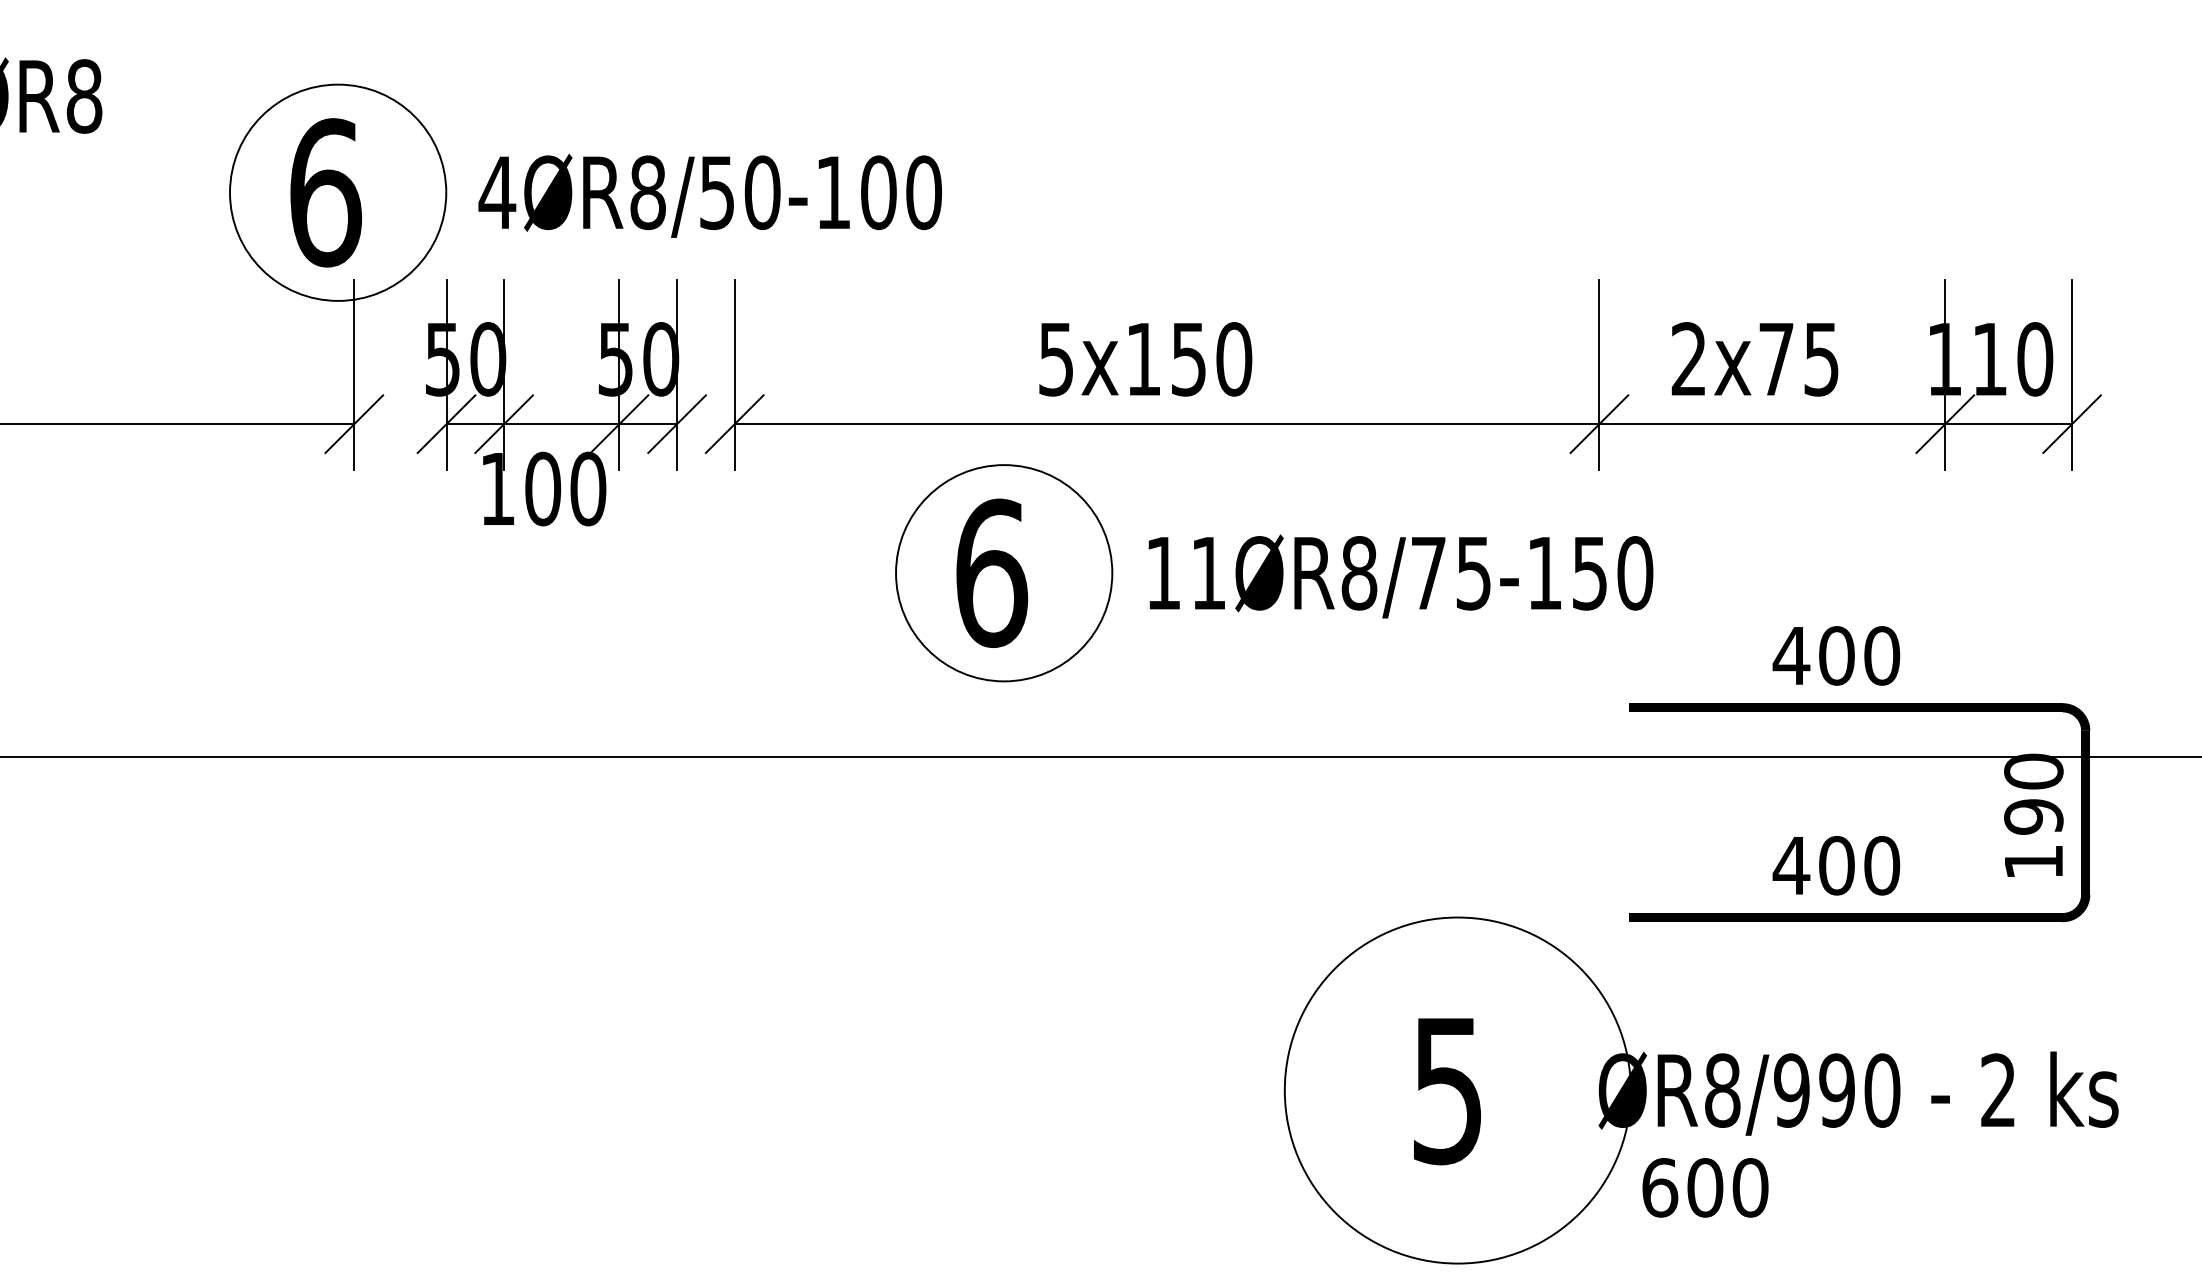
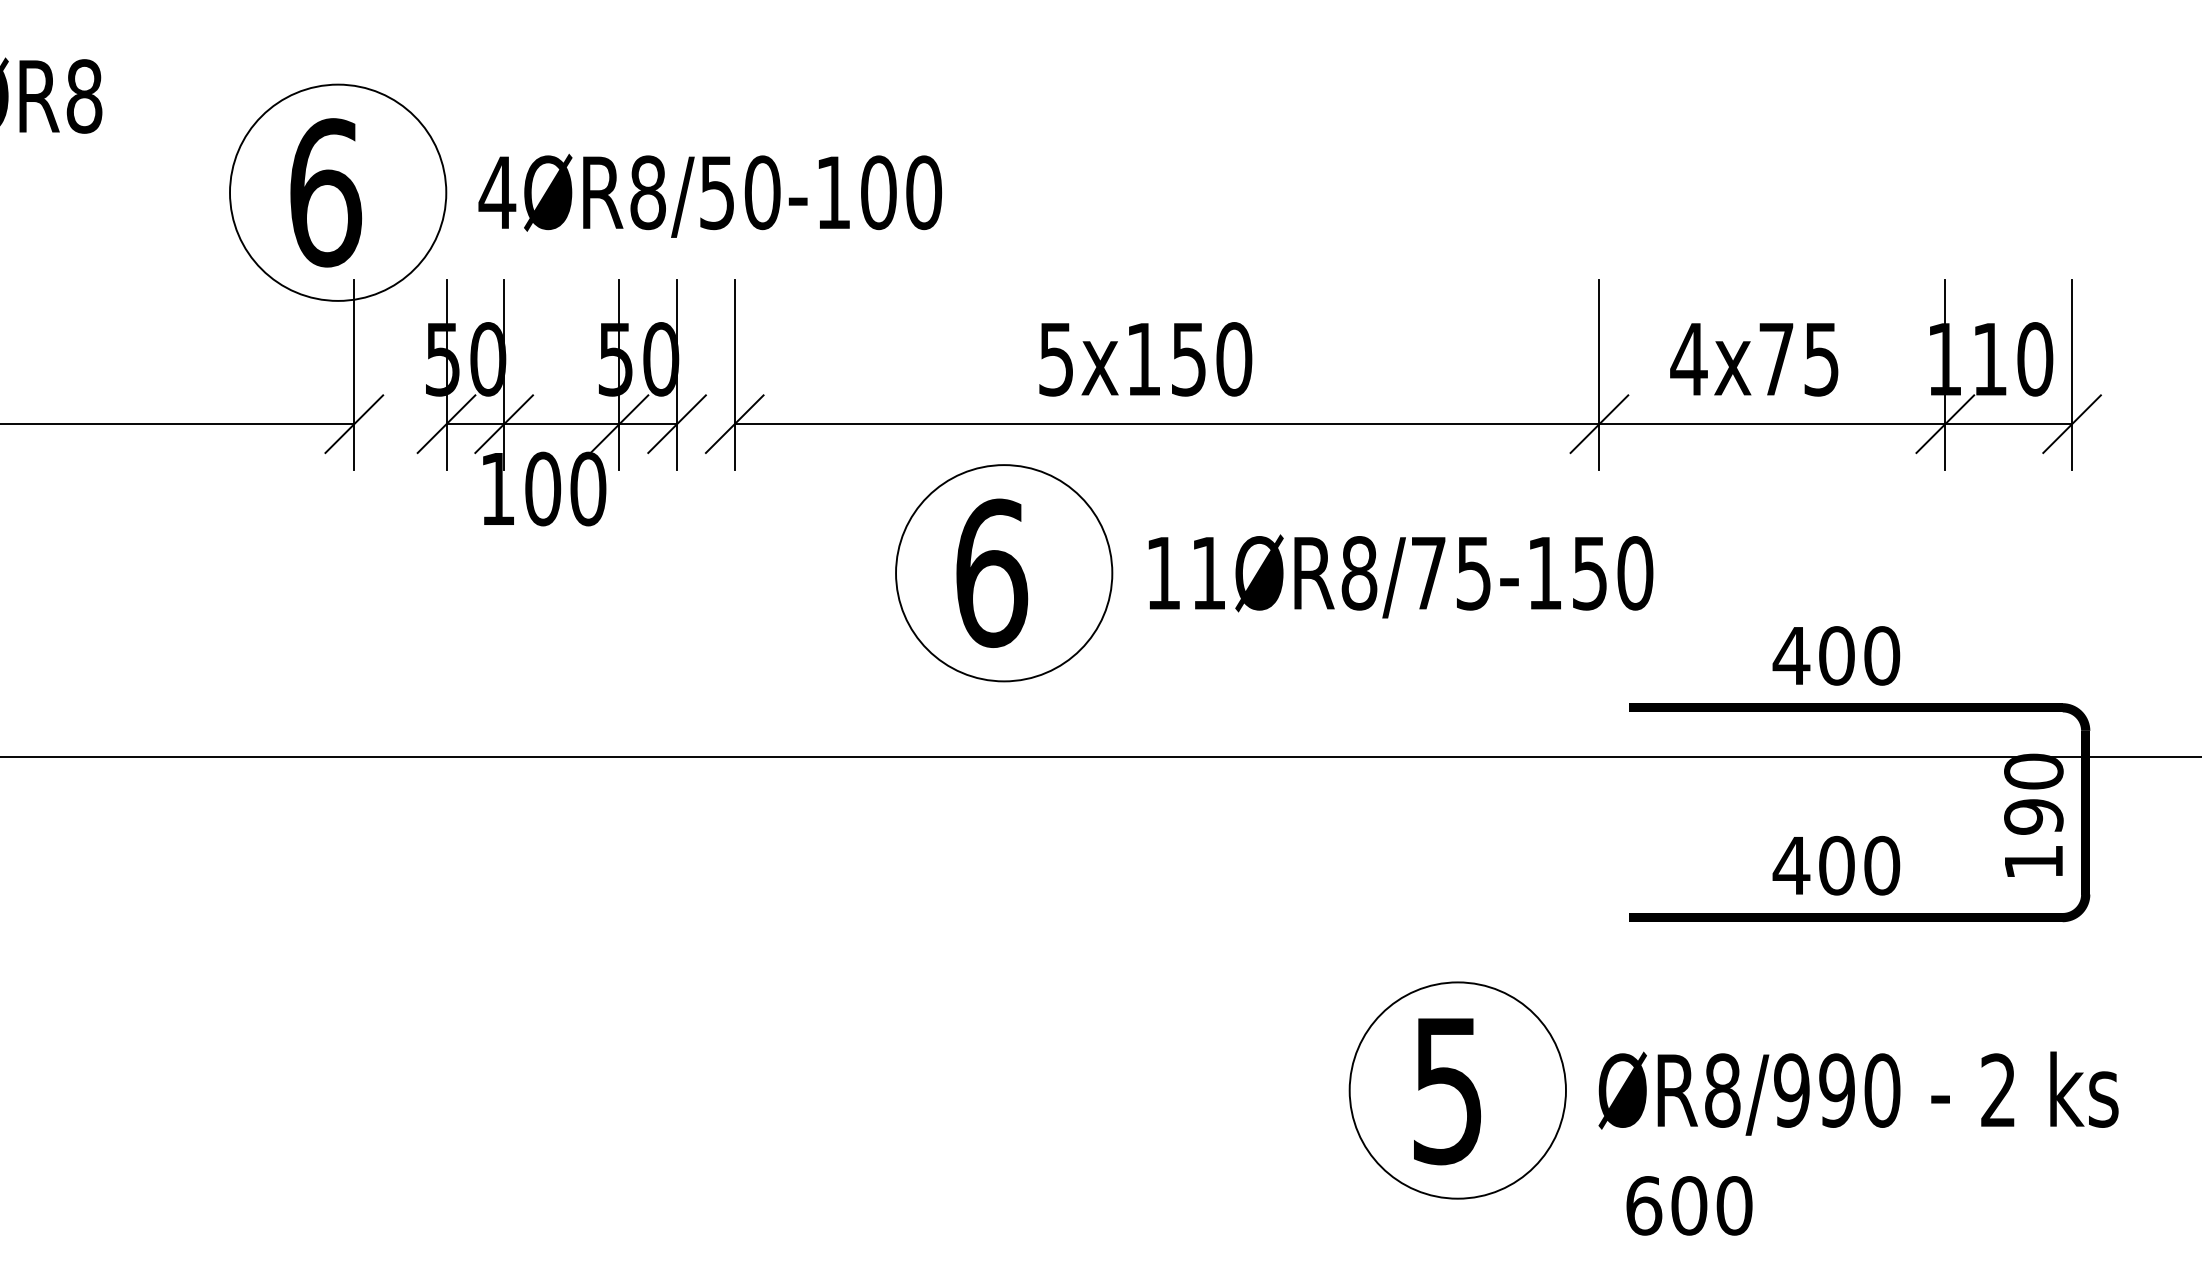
text: 2x75 -> 4x75 (1688, 358)
circle diameter: 346 px -> 216 px (1457, 1090)
text position: (1705, 1187) -> (1689, 1205) (1689, 1205)
